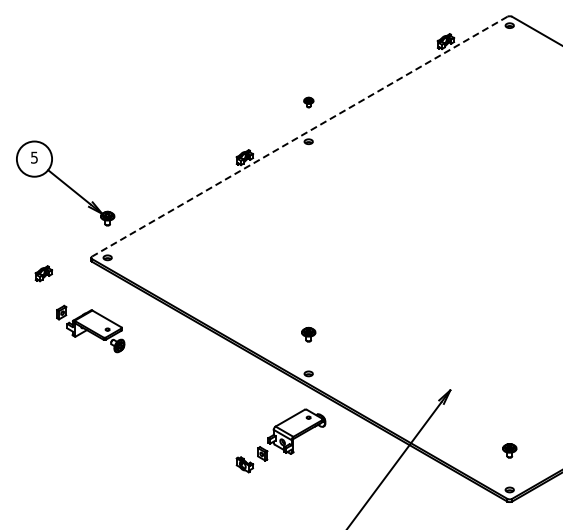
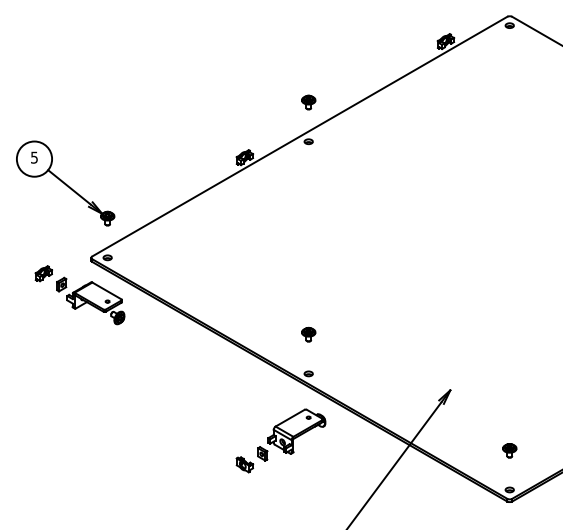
part size: 12x13 px -> 16x17 px (308, 102)
line: dashed -> solid (299, 136)
part position: (90, 328) -> (90, 300) (90, 300)
